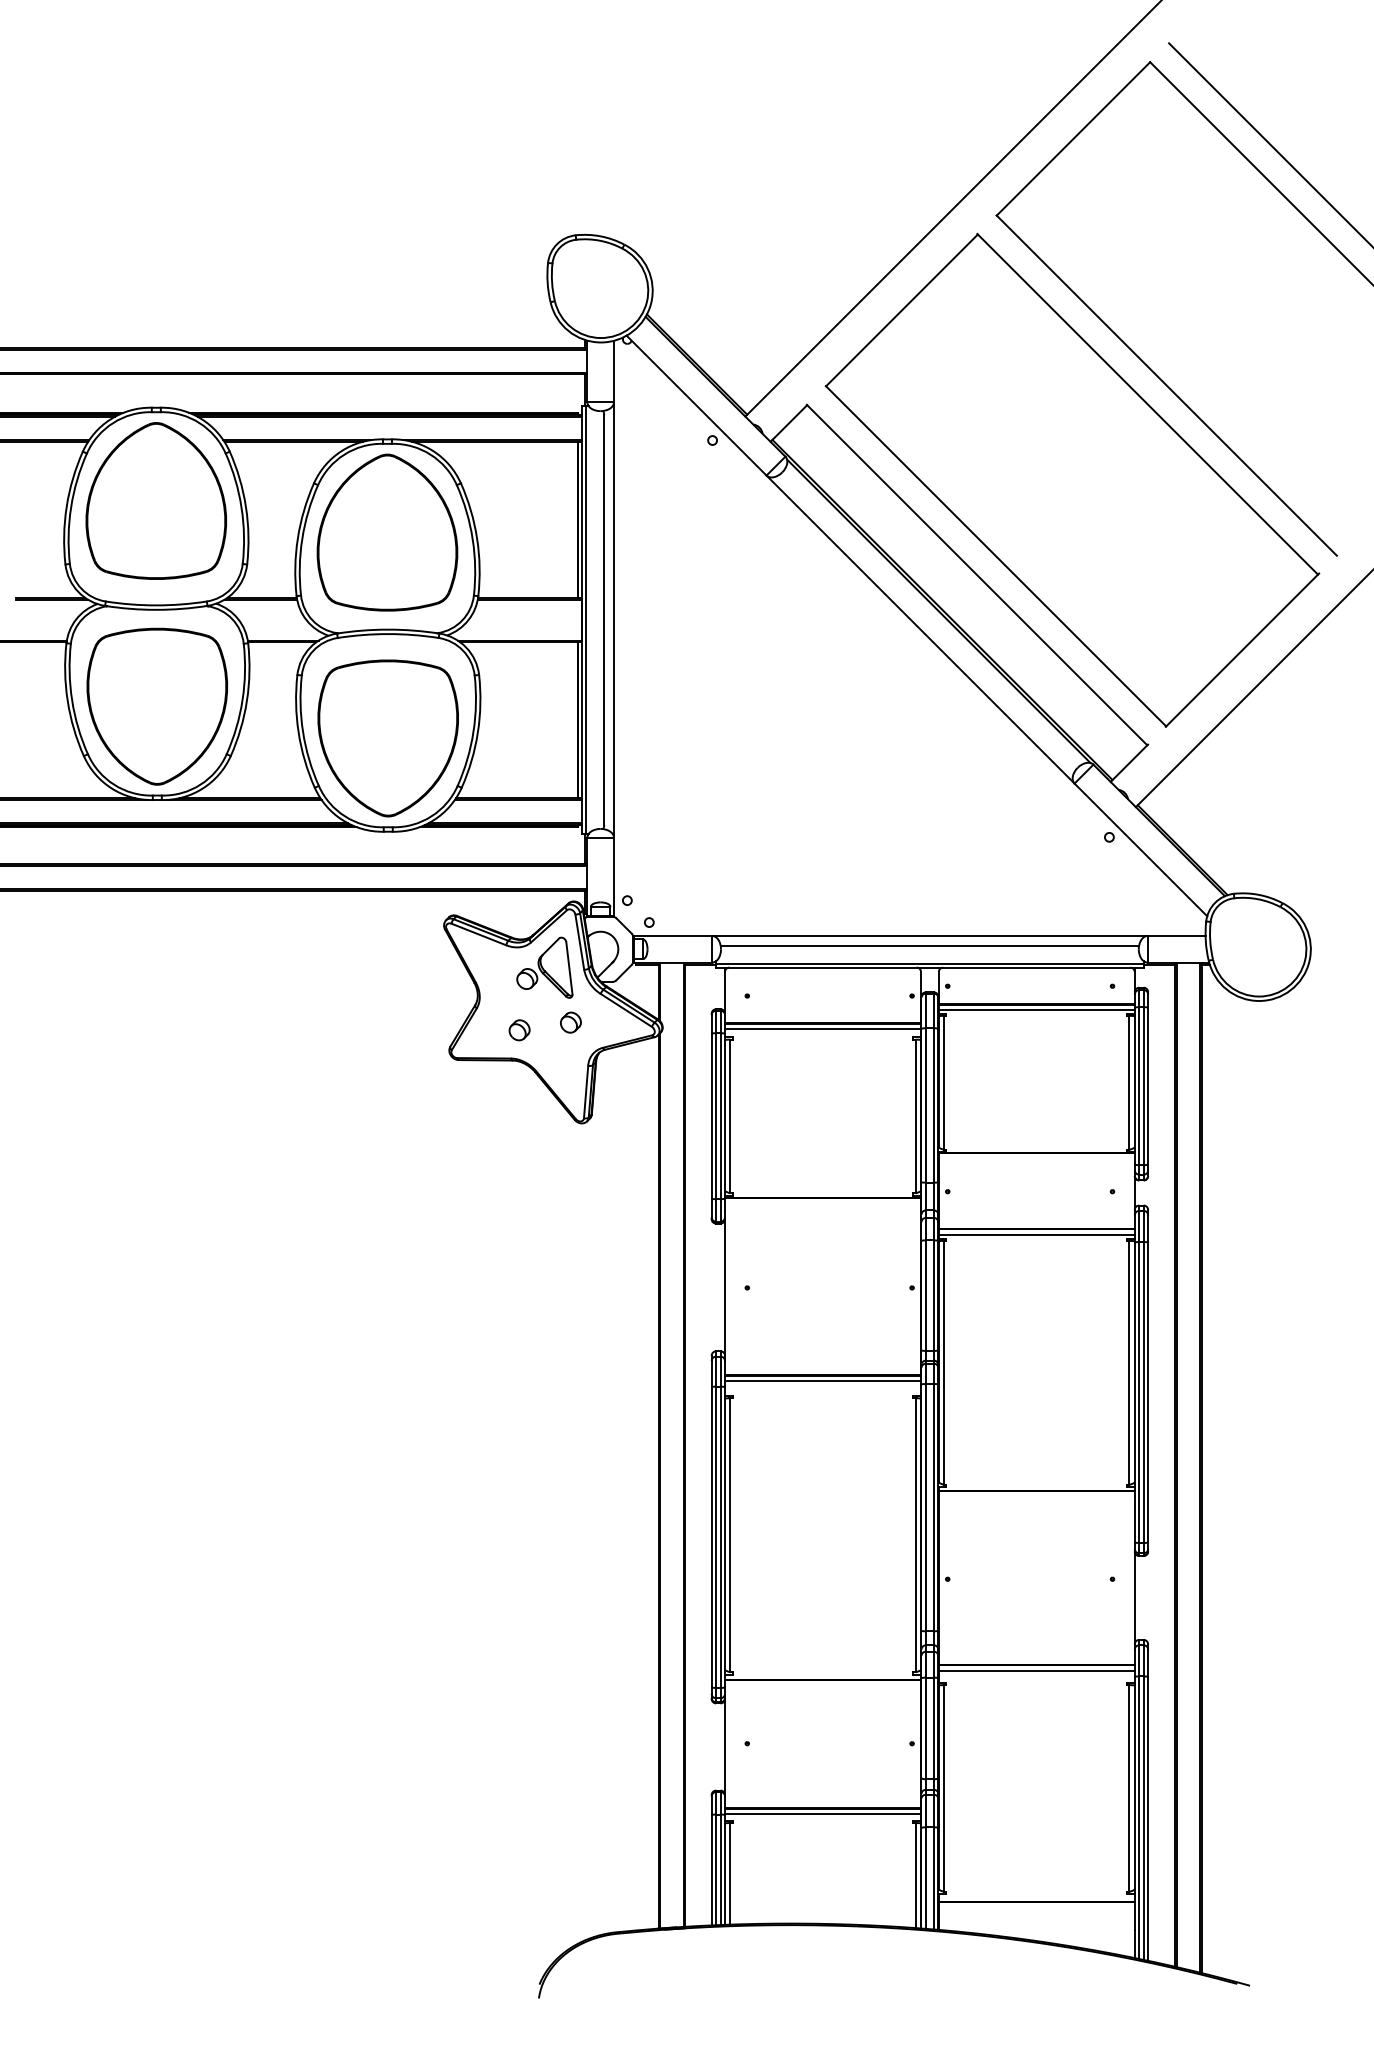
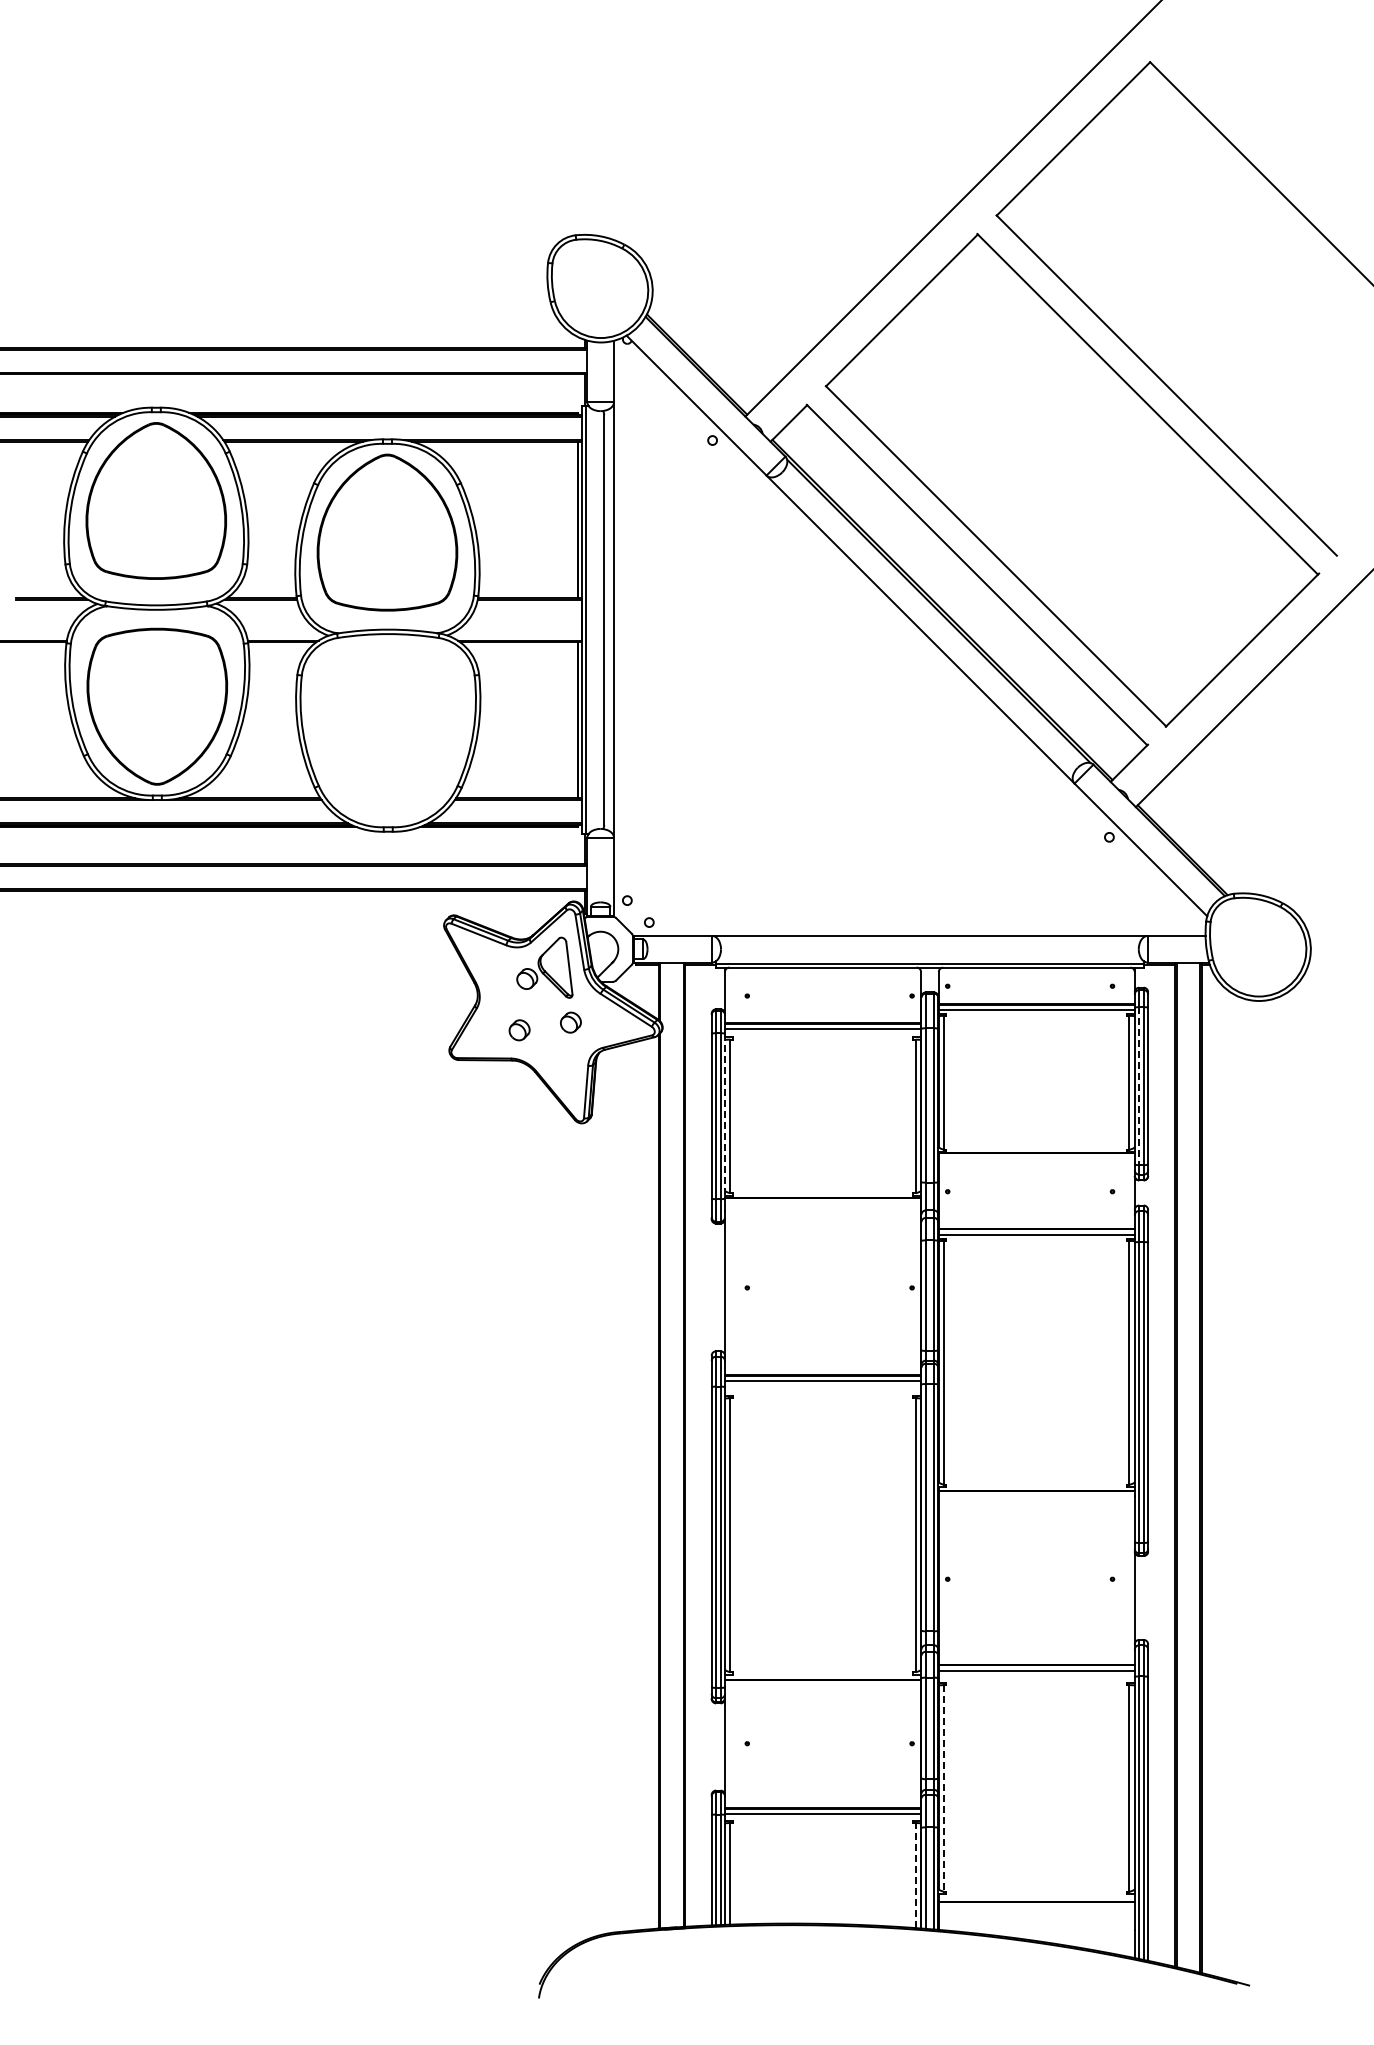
line: present -> none (1269, 143)
part: present -> none (387, 738)
line: present -> none (929, 945)
line: solid -> dashed (1139, 1086)
line: solid -> dashed (725, 1116)
line: solid -> dashed (944, 1788)
line: solid -> dashed (915, 1875)
